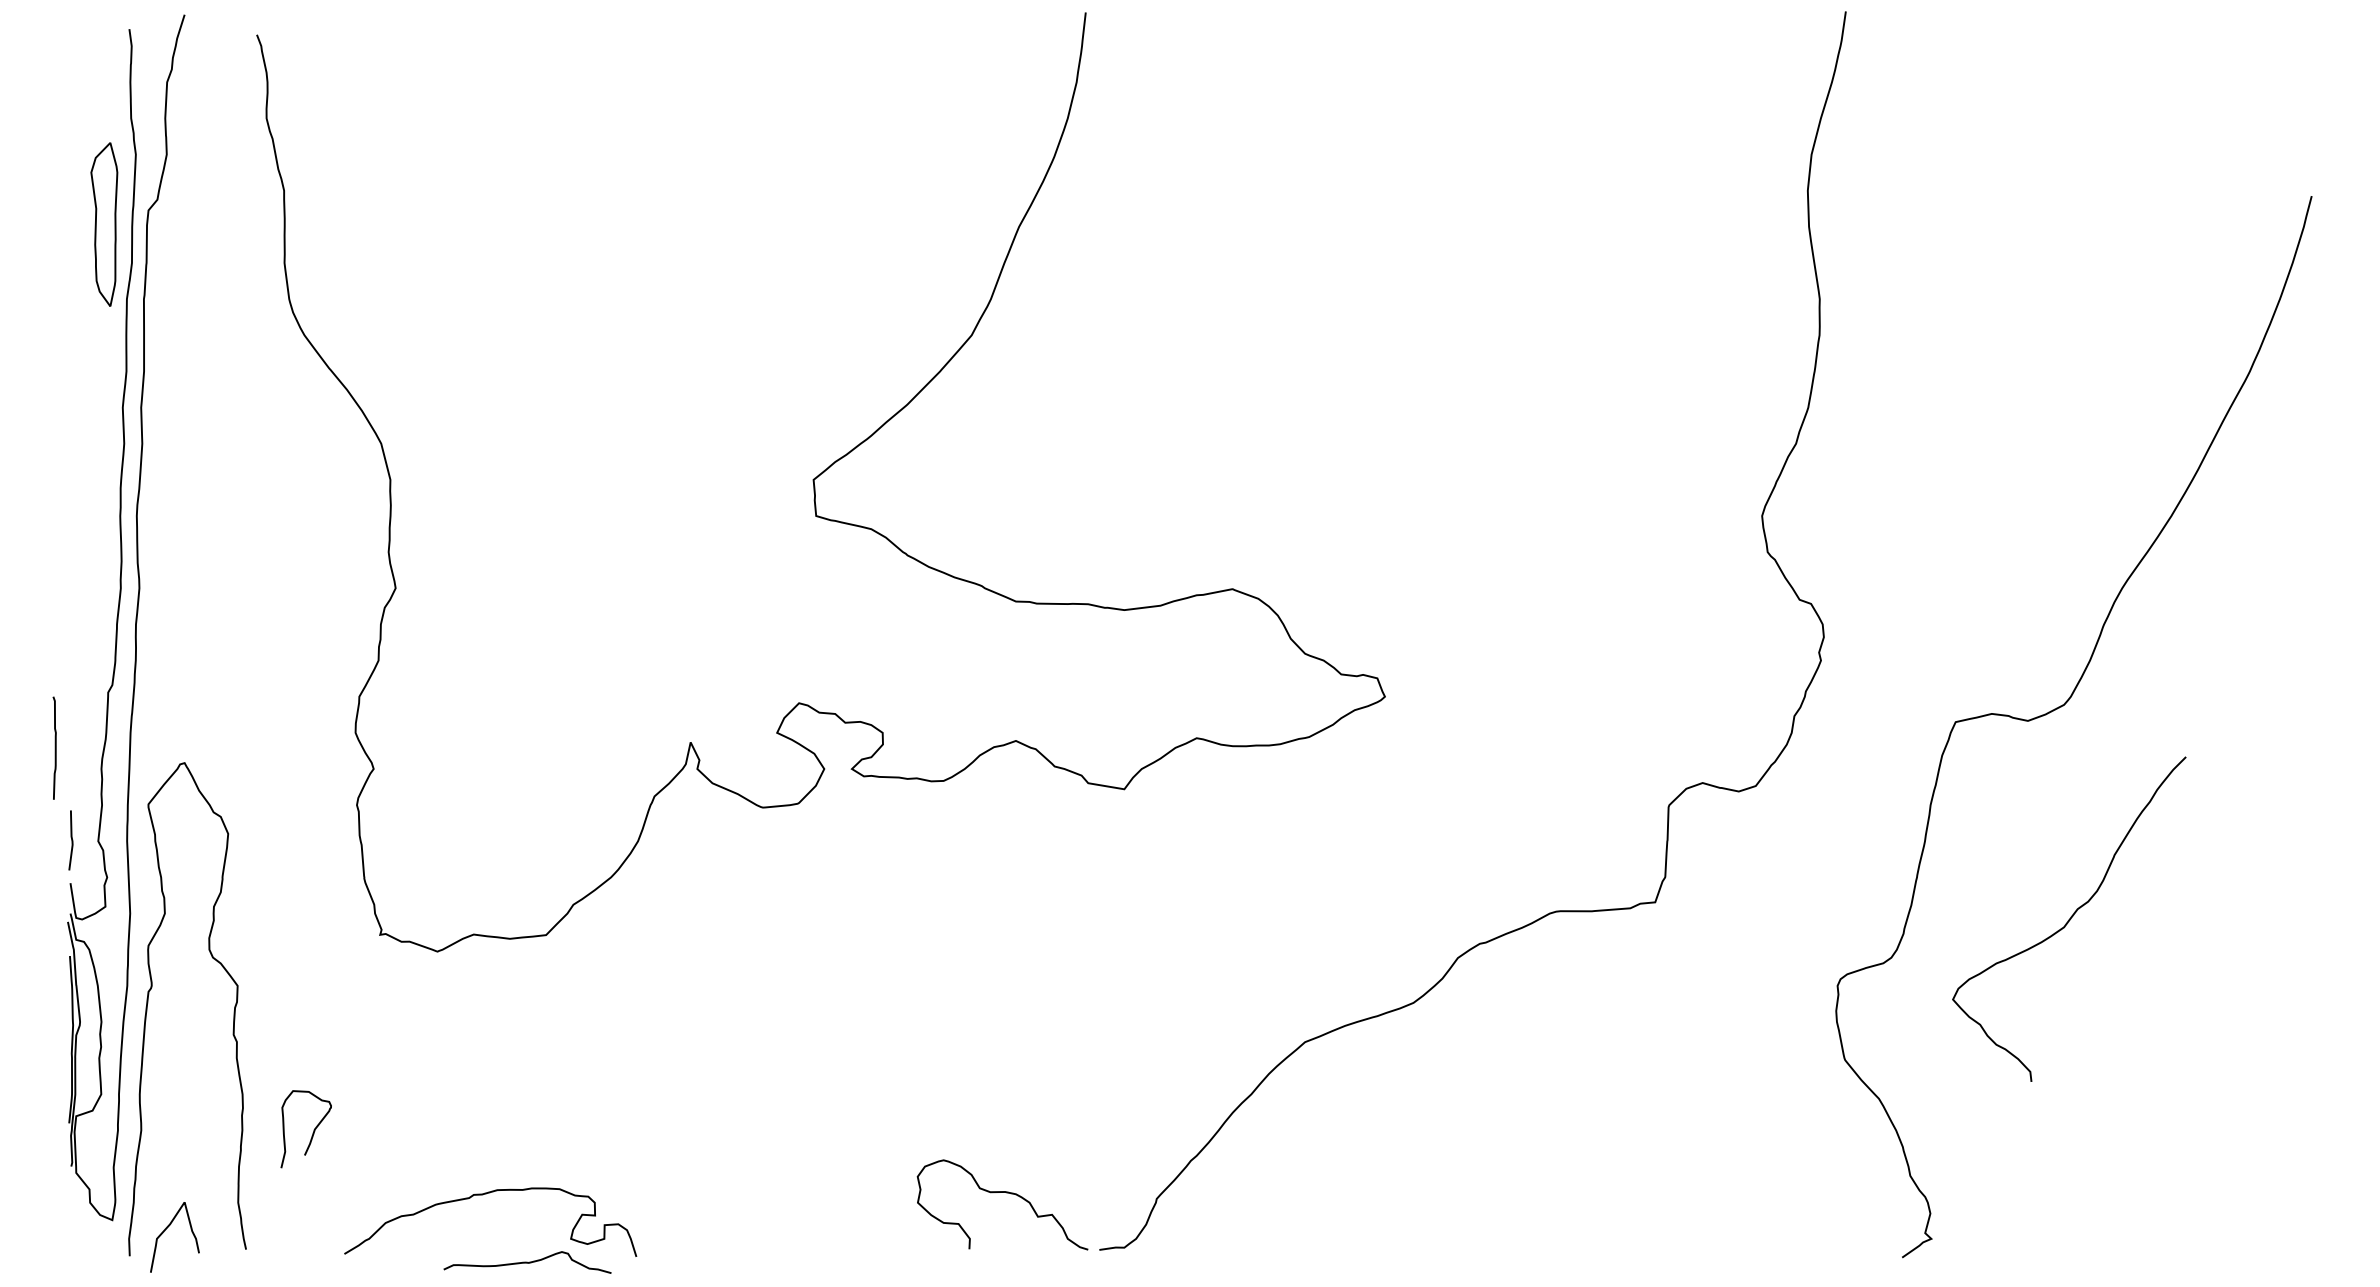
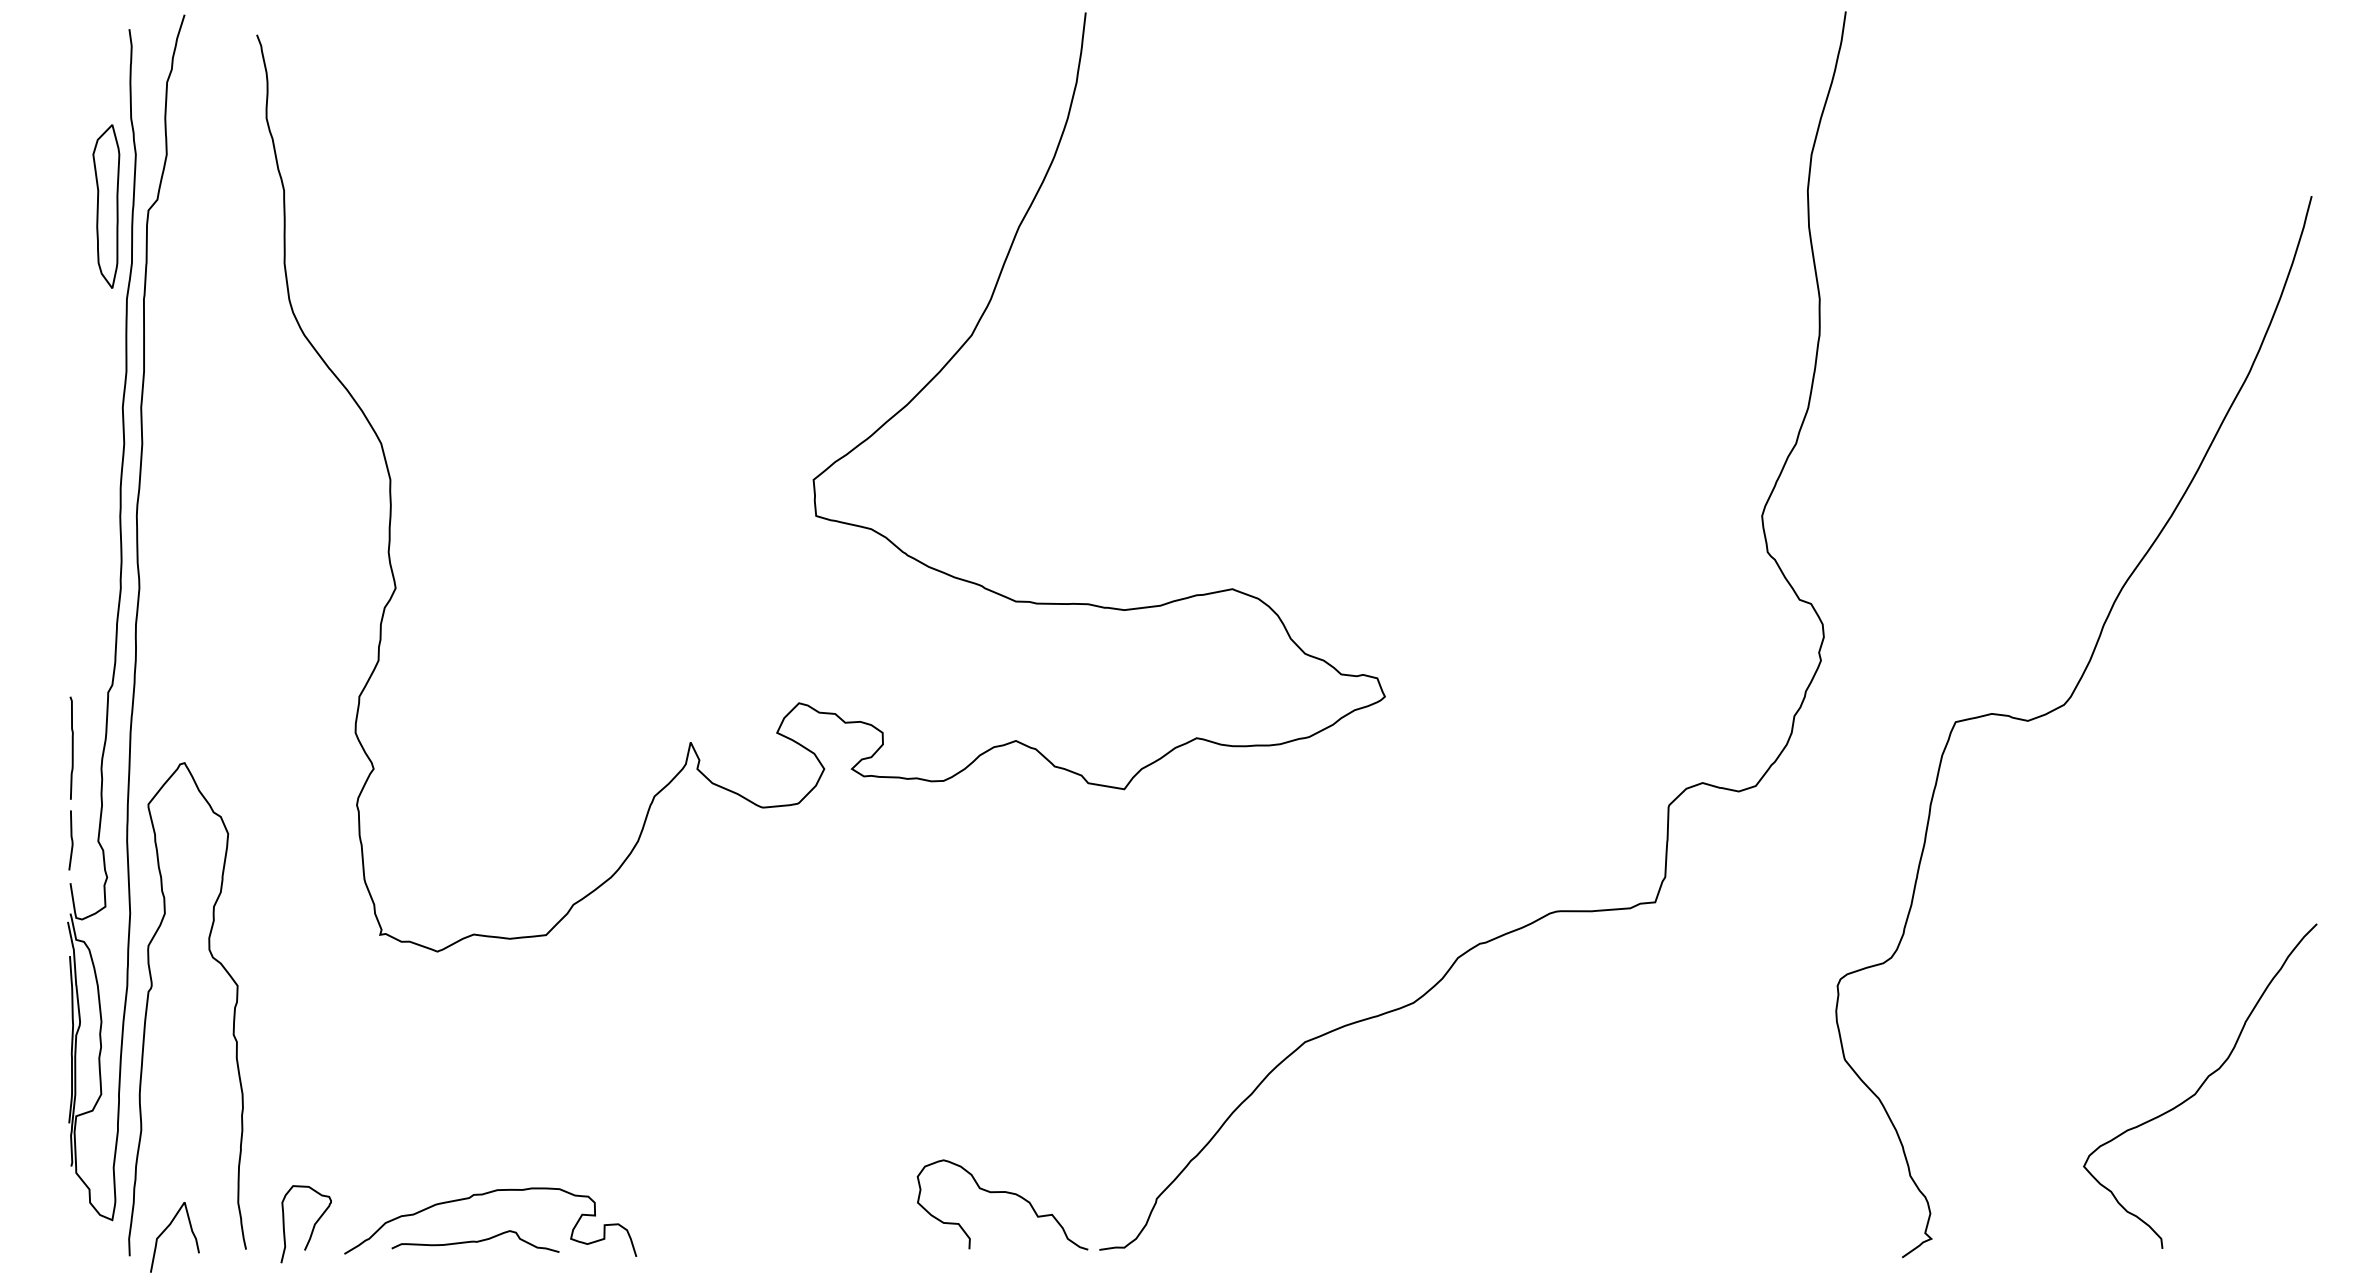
part position: (104, 224) -> (106, 206) (106, 206)
curve position: (54, 747) -> (71, 747) (71, 747)
curve position: (2069, 918) -> (2200, 1085) (2200, 1085)
curve position: (312, 1132) -> (312, 1227) (312, 1227)
curve position: (527, 1262) -> (475, 1241) (475, 1241)
